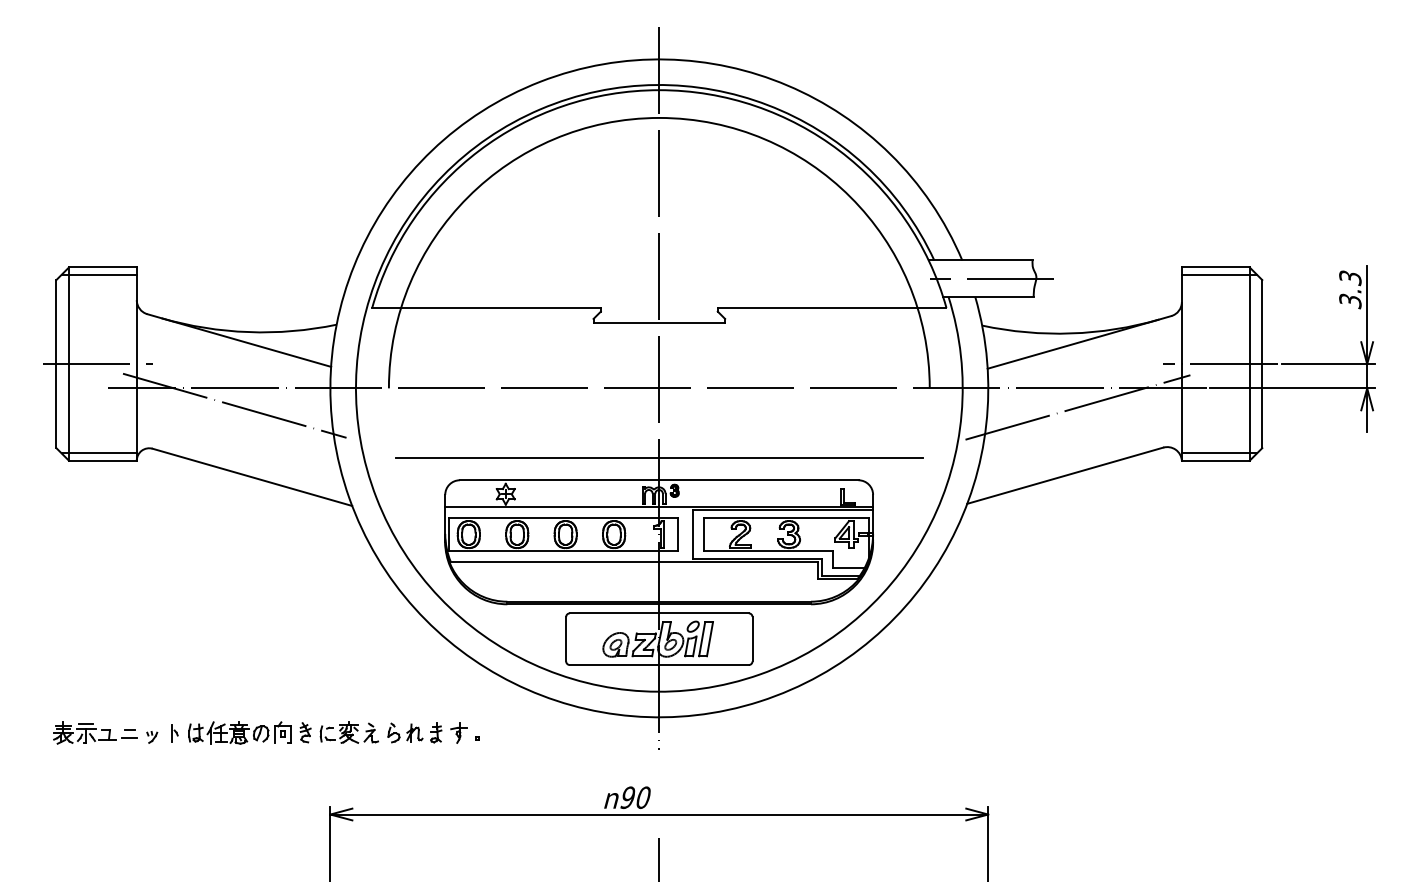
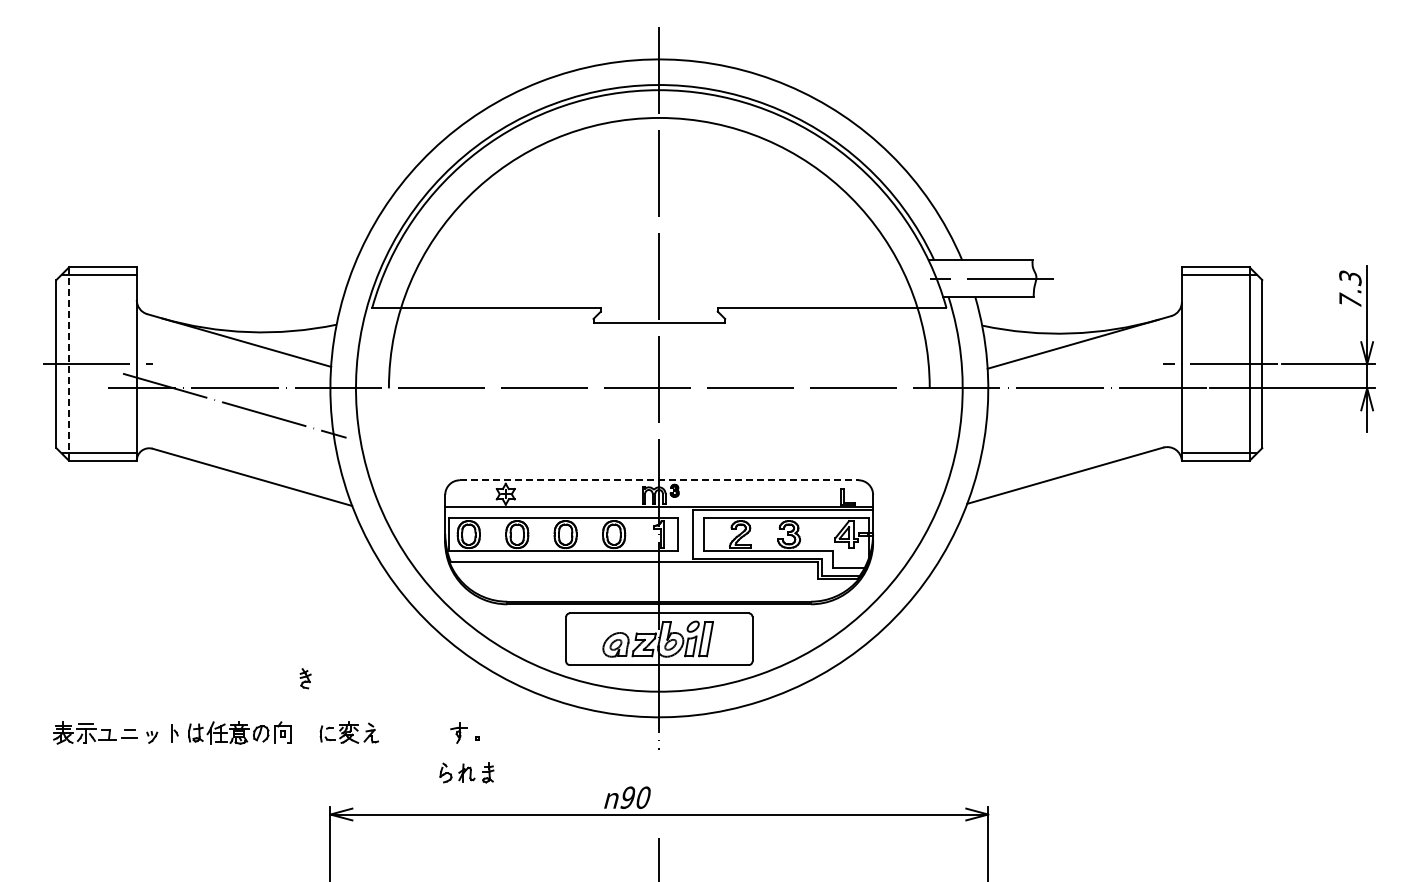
text: 3.3 -> 7.3 (1350, 300)
line: solid -> dashed (68, 364)
line: present -> none (1077, 407)
line: present -> none (659, 457)
line: solid -> dashed (659, 480)
part position: (305, 732) -> (305, 678) (305, 678)
part position: (414, 732) -> (466, 772) (466, 772)
